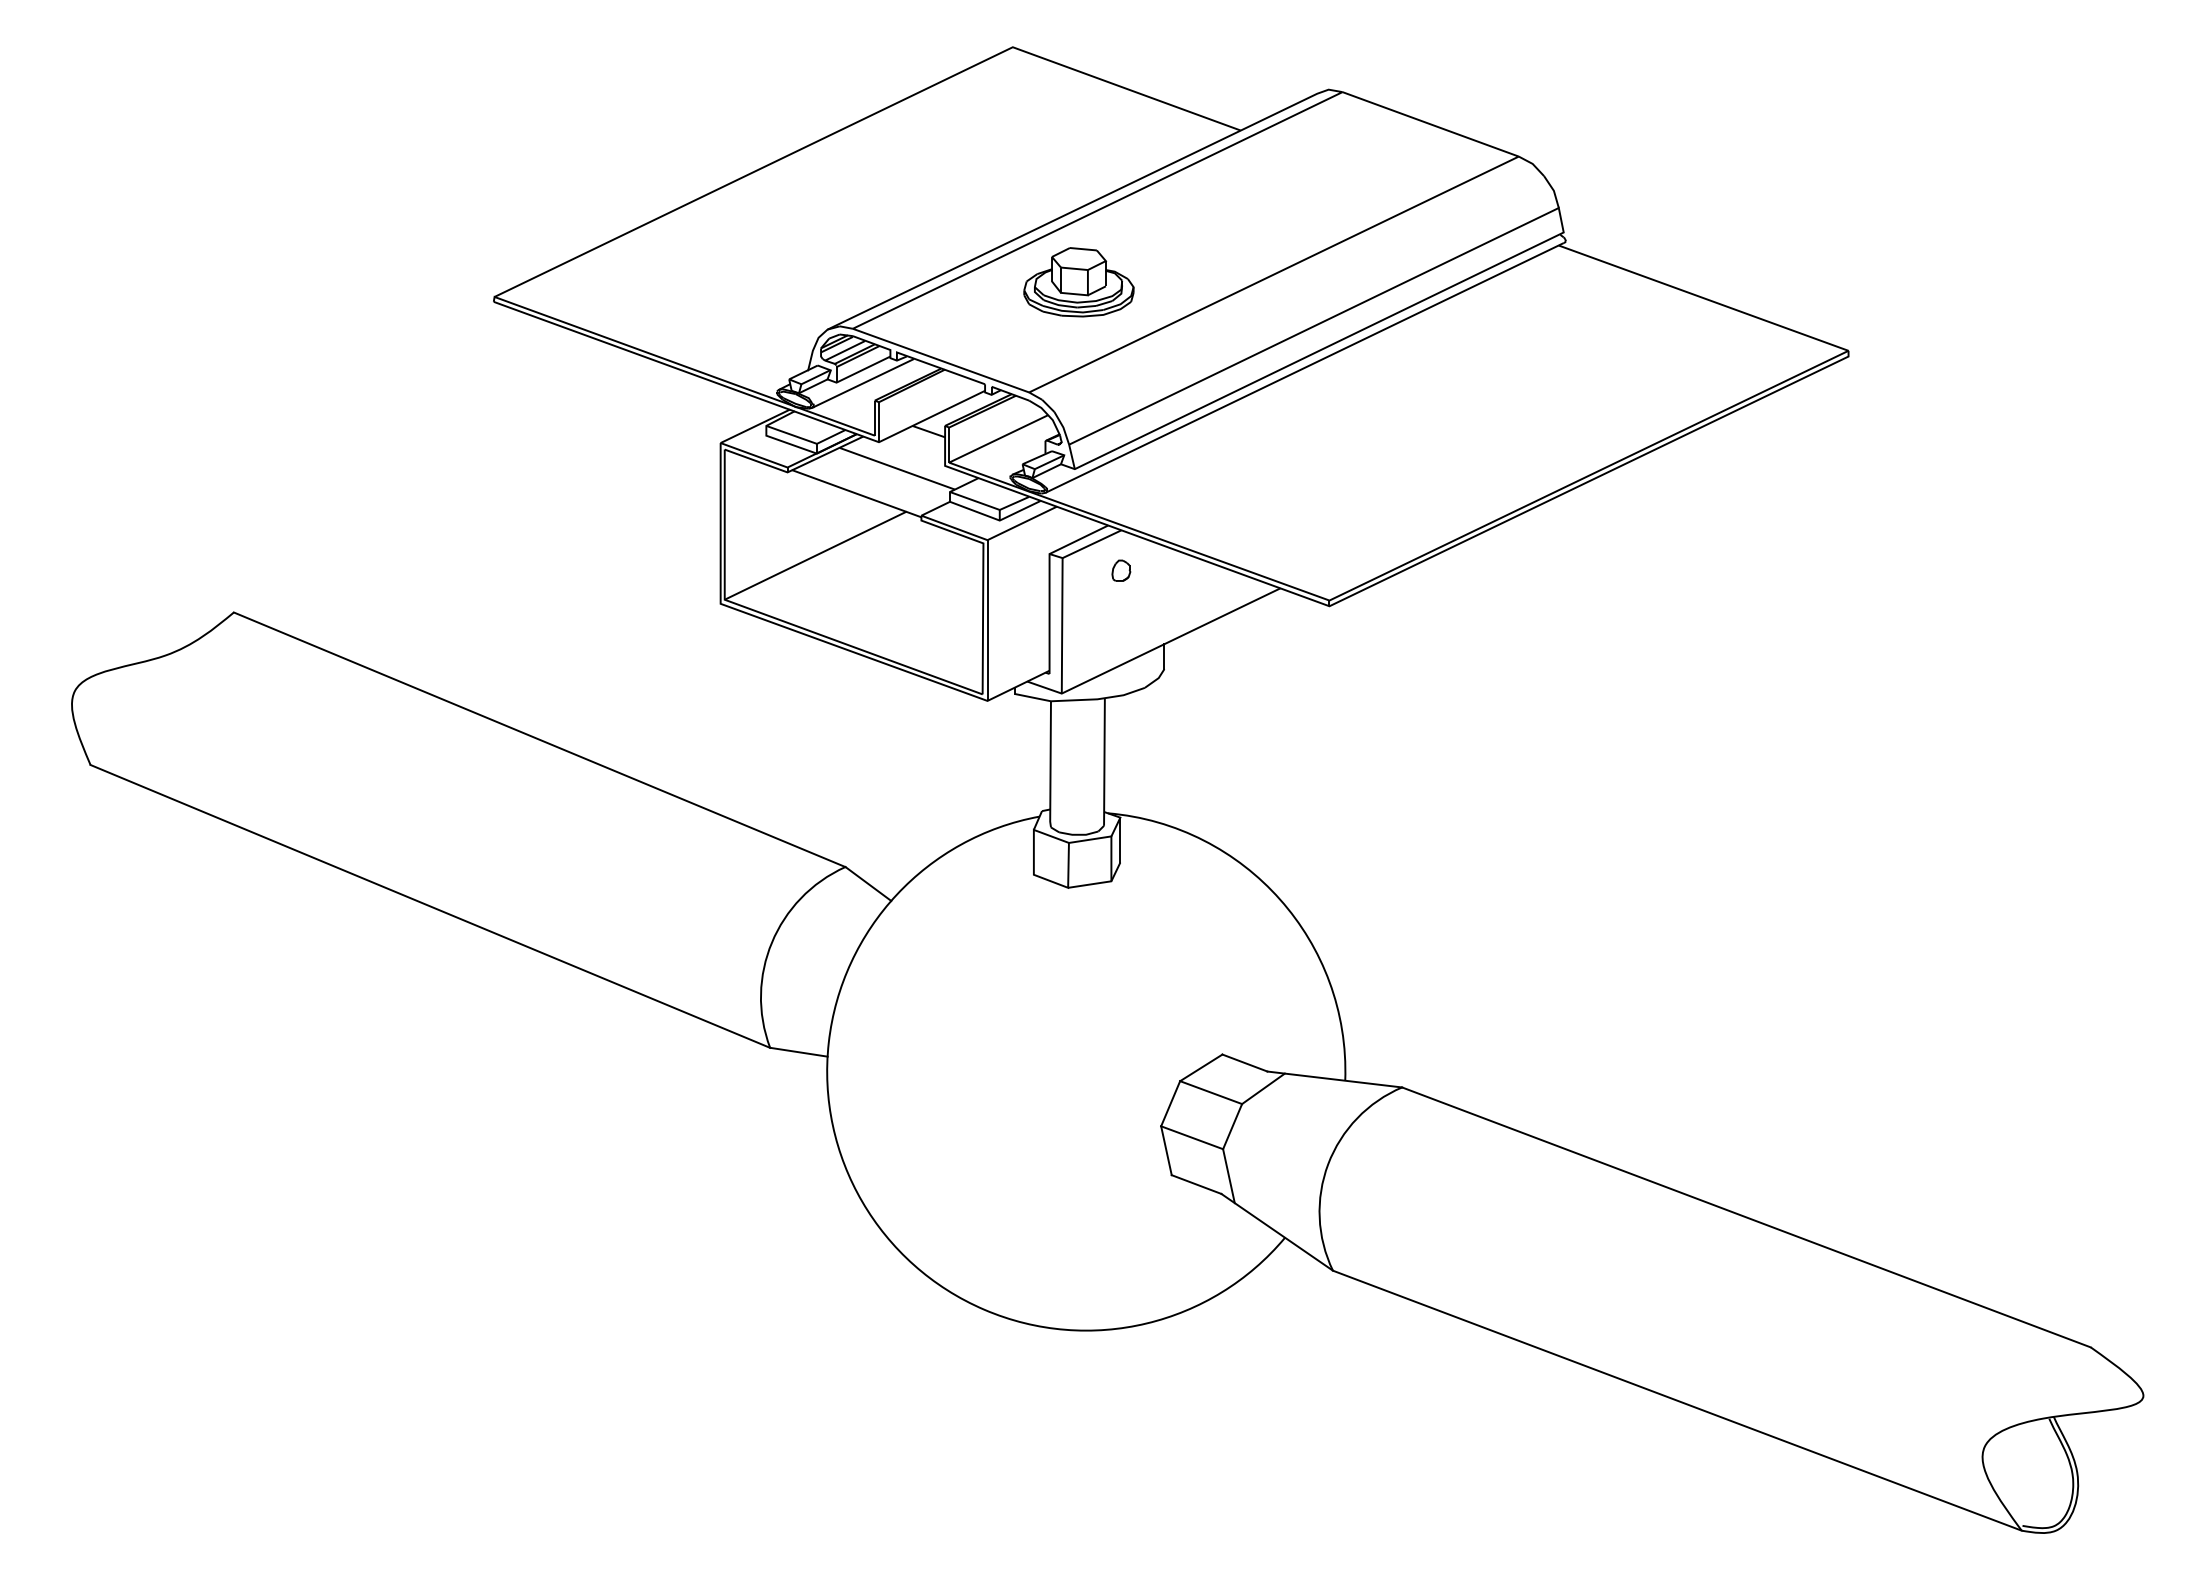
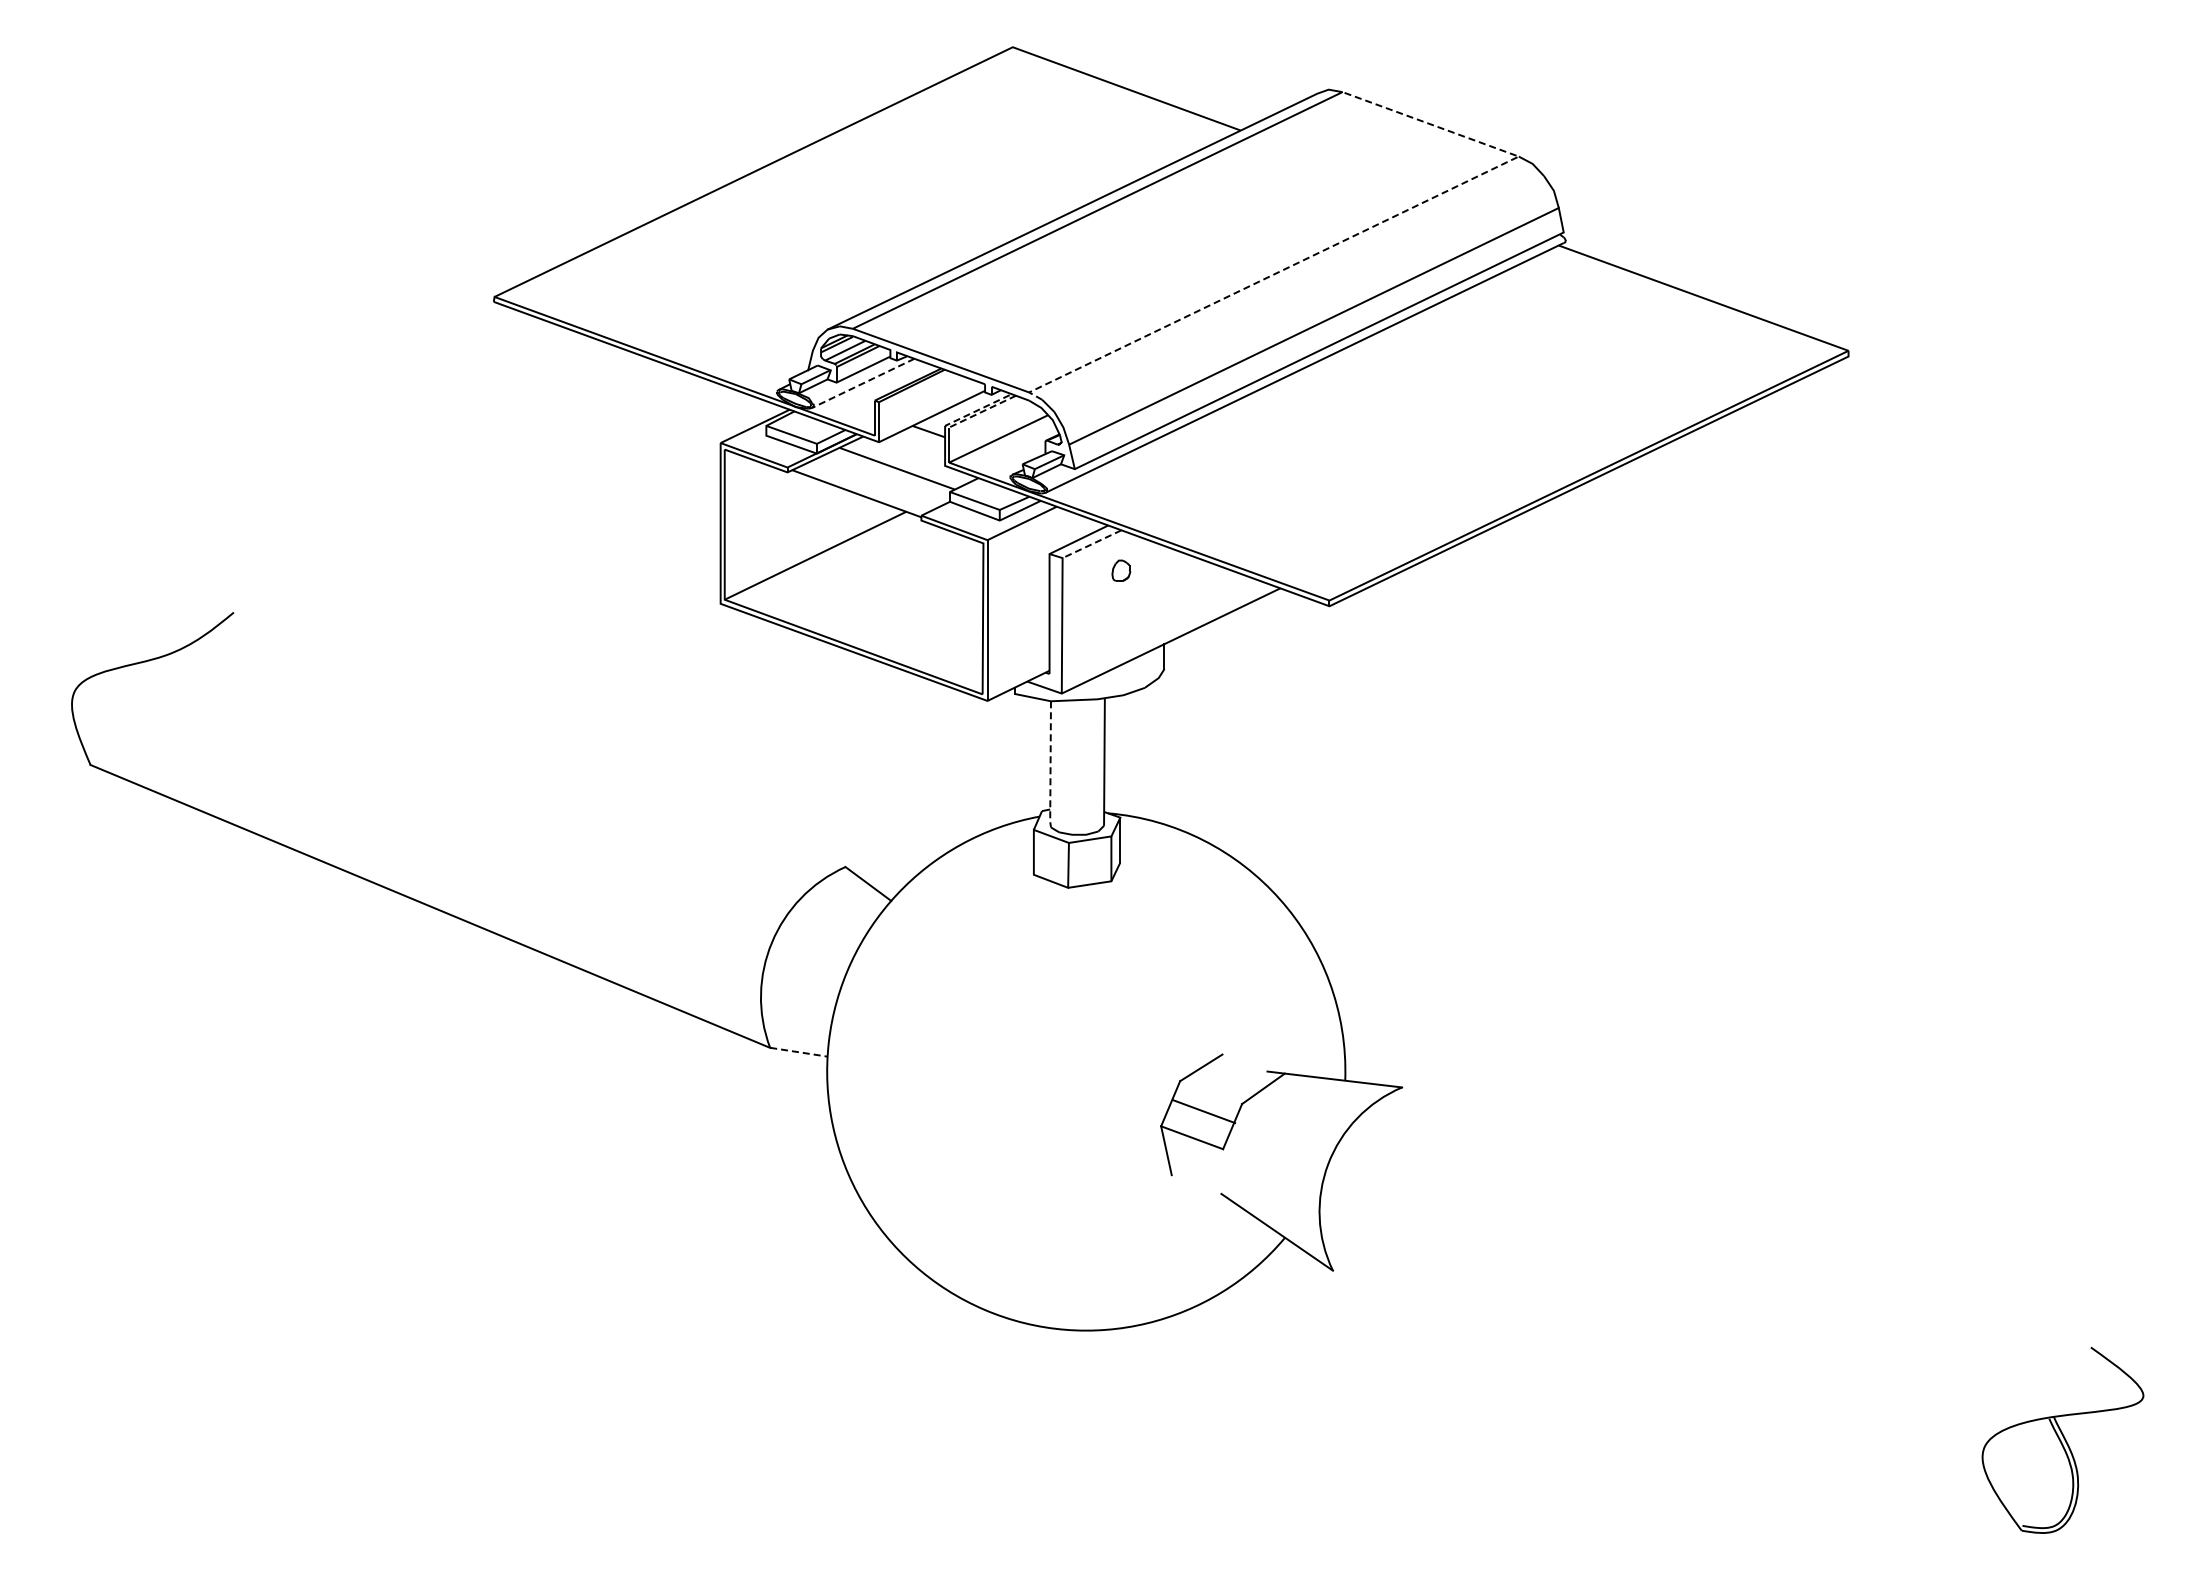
line: solid -> dashed (1352, 236)
part: present -> none (1078, 282)
line: solid -> dashed (861, 384)
line: solid -> dashed (946, 426)
line: solid -> dashed (1091, 544)
line: present -> none (539, 739)
line: solid -> dashed (1050, 764)
line: solid -> dashed (799, 1052)
line: present -> none (1244, 1062)
line position: (1211, 1092) -> (1204, 1111) (1204, 1111)
line: present -> none (1228, 1176)
line: present -> none (1196, 1184)
line: present -> none (1746, 1217)
line: present -> none (1676, 1400)
